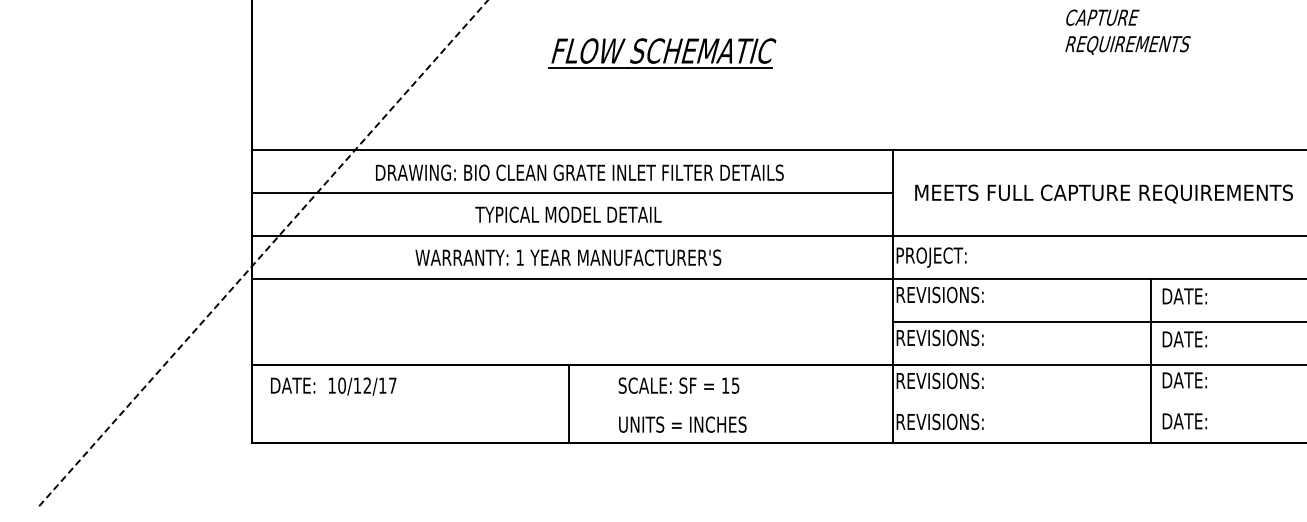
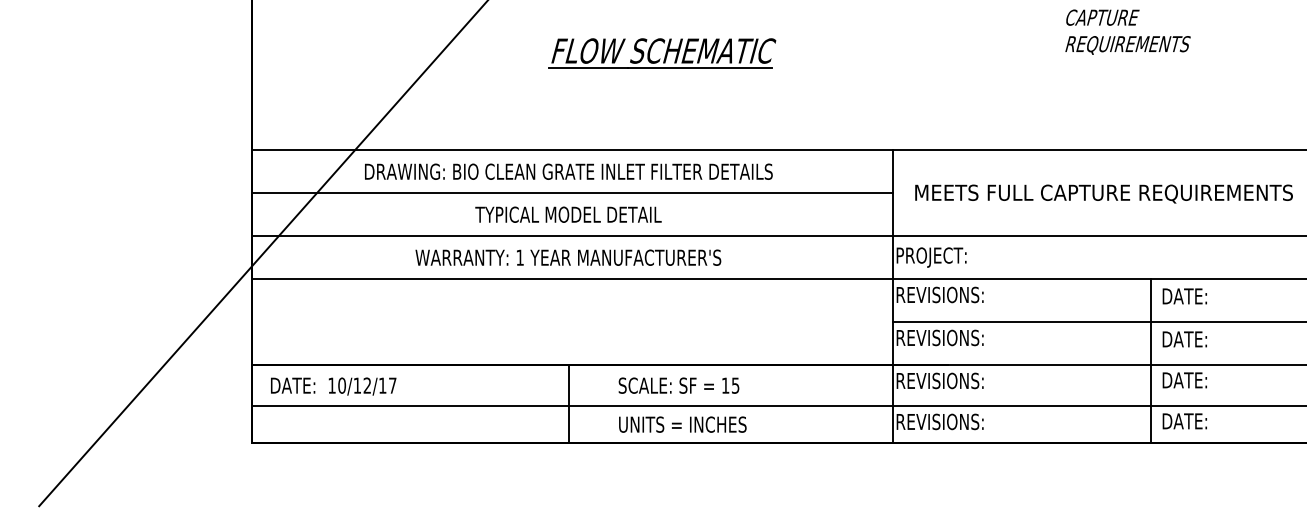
text position: (579, 172) -> (568, 171) (568, 171)
line: dashed -> solid (263, 253)
line: none -> present (777, 406)
